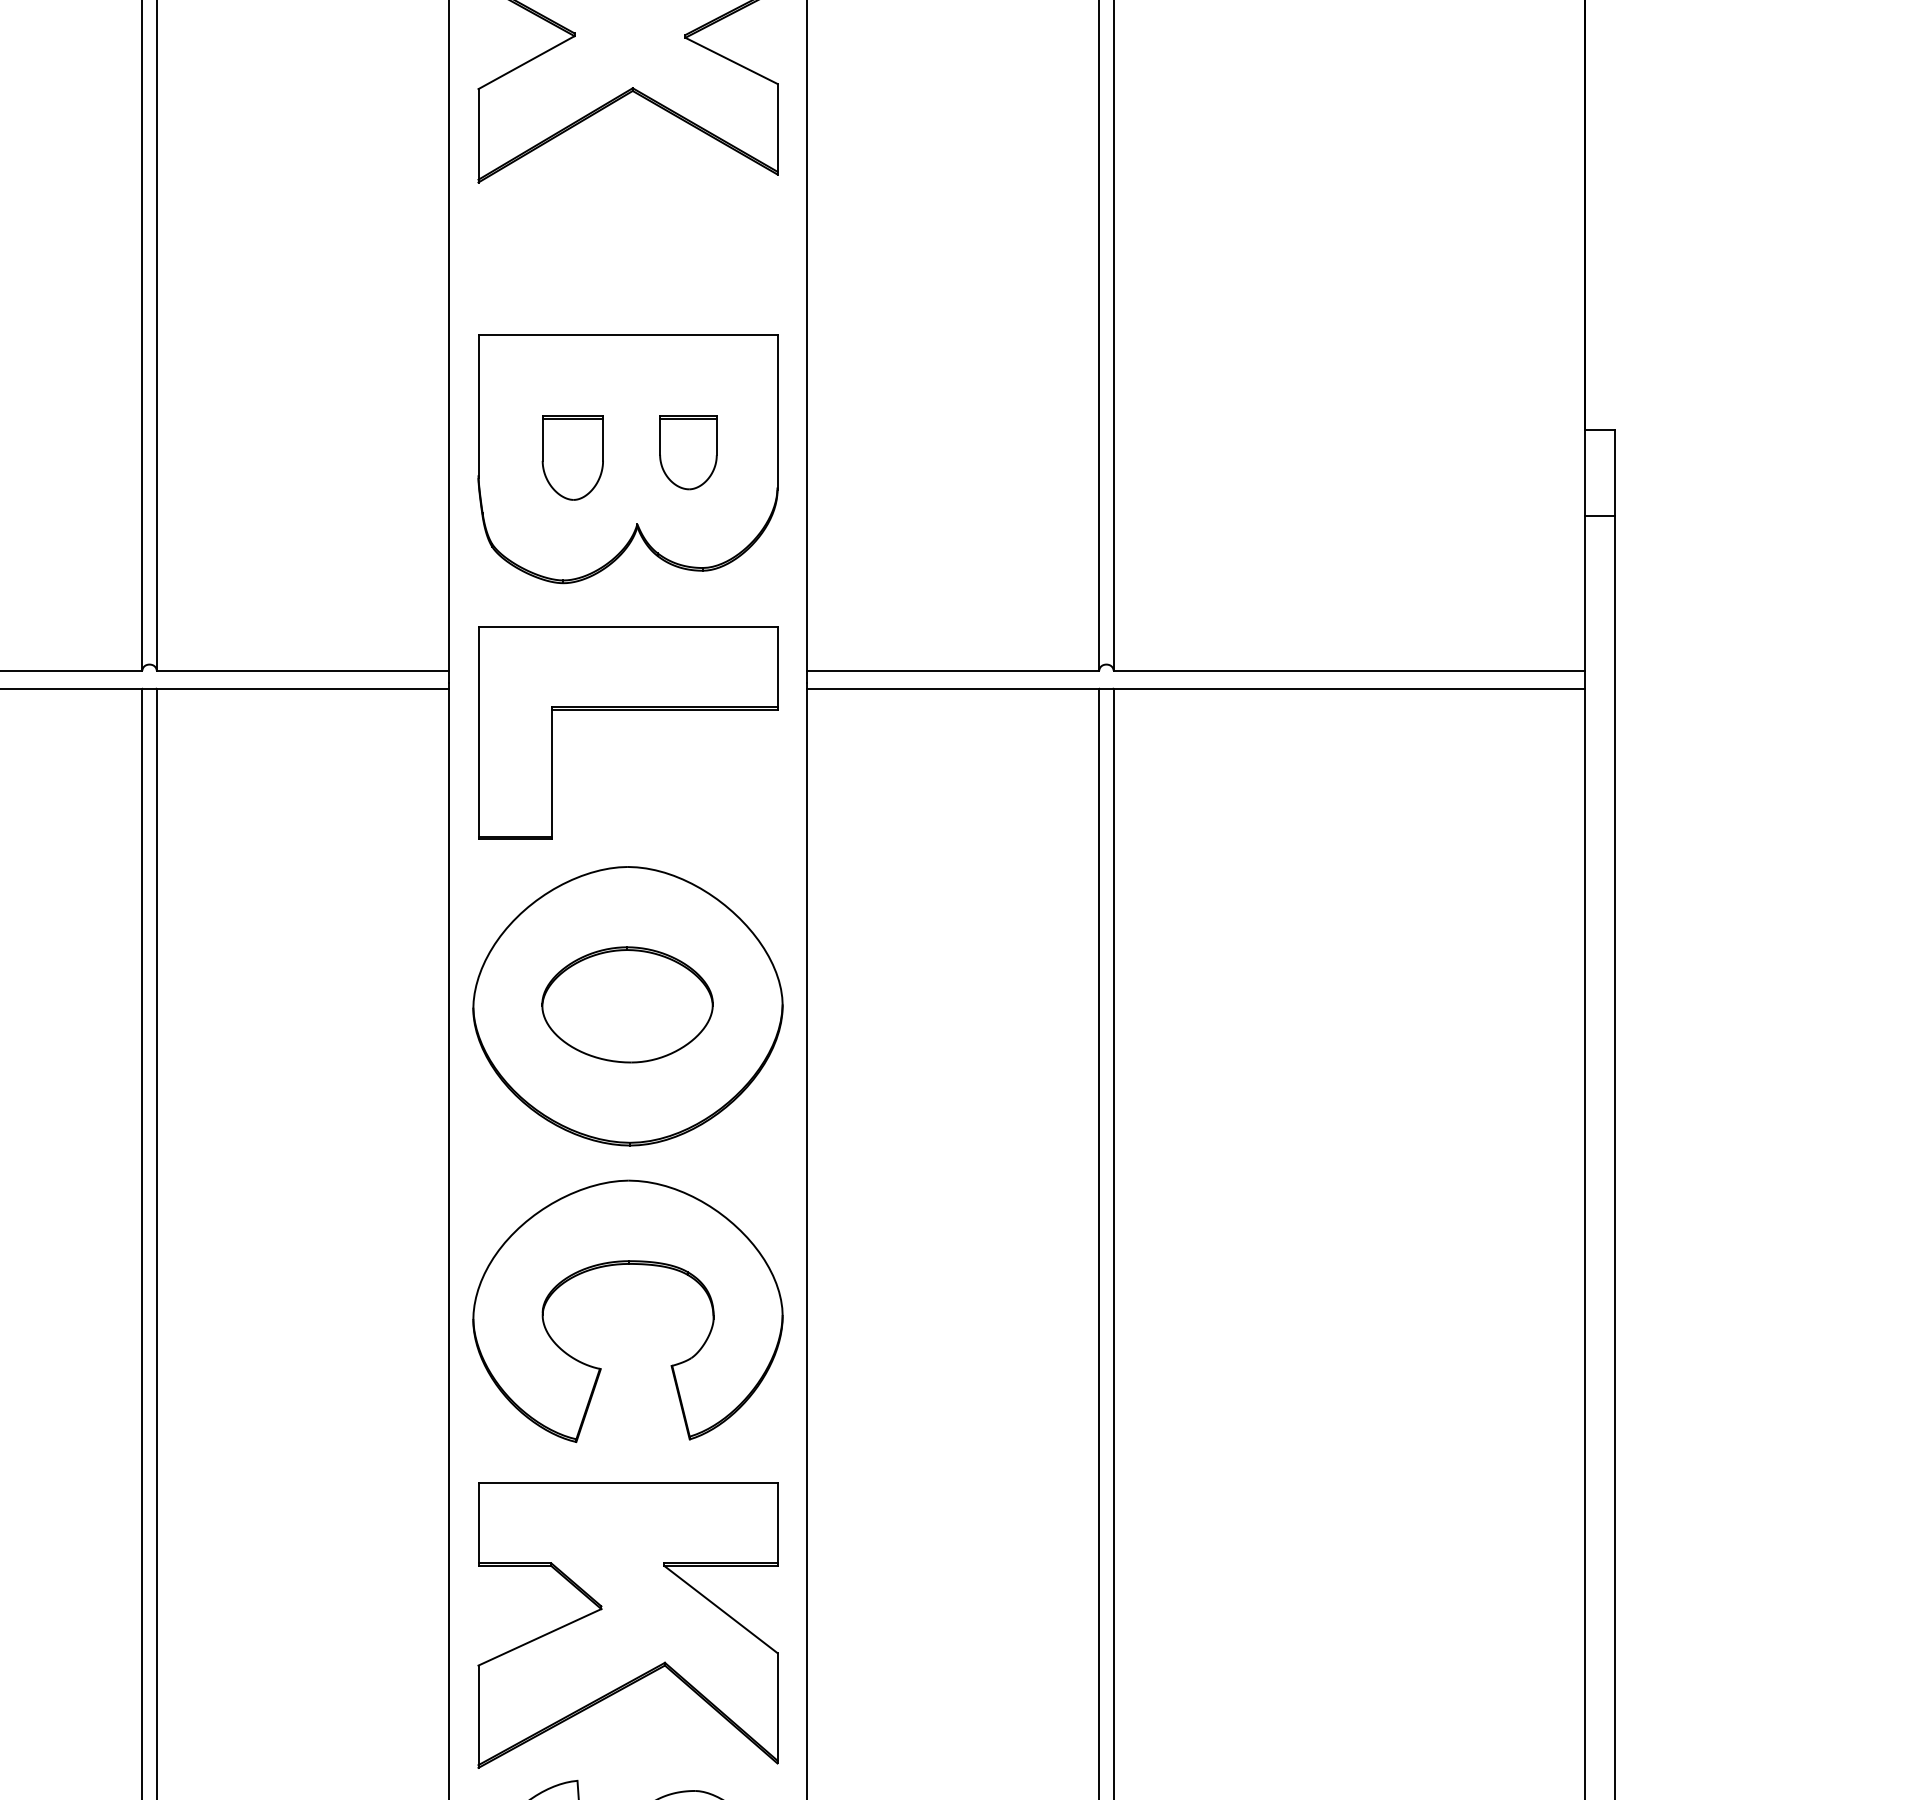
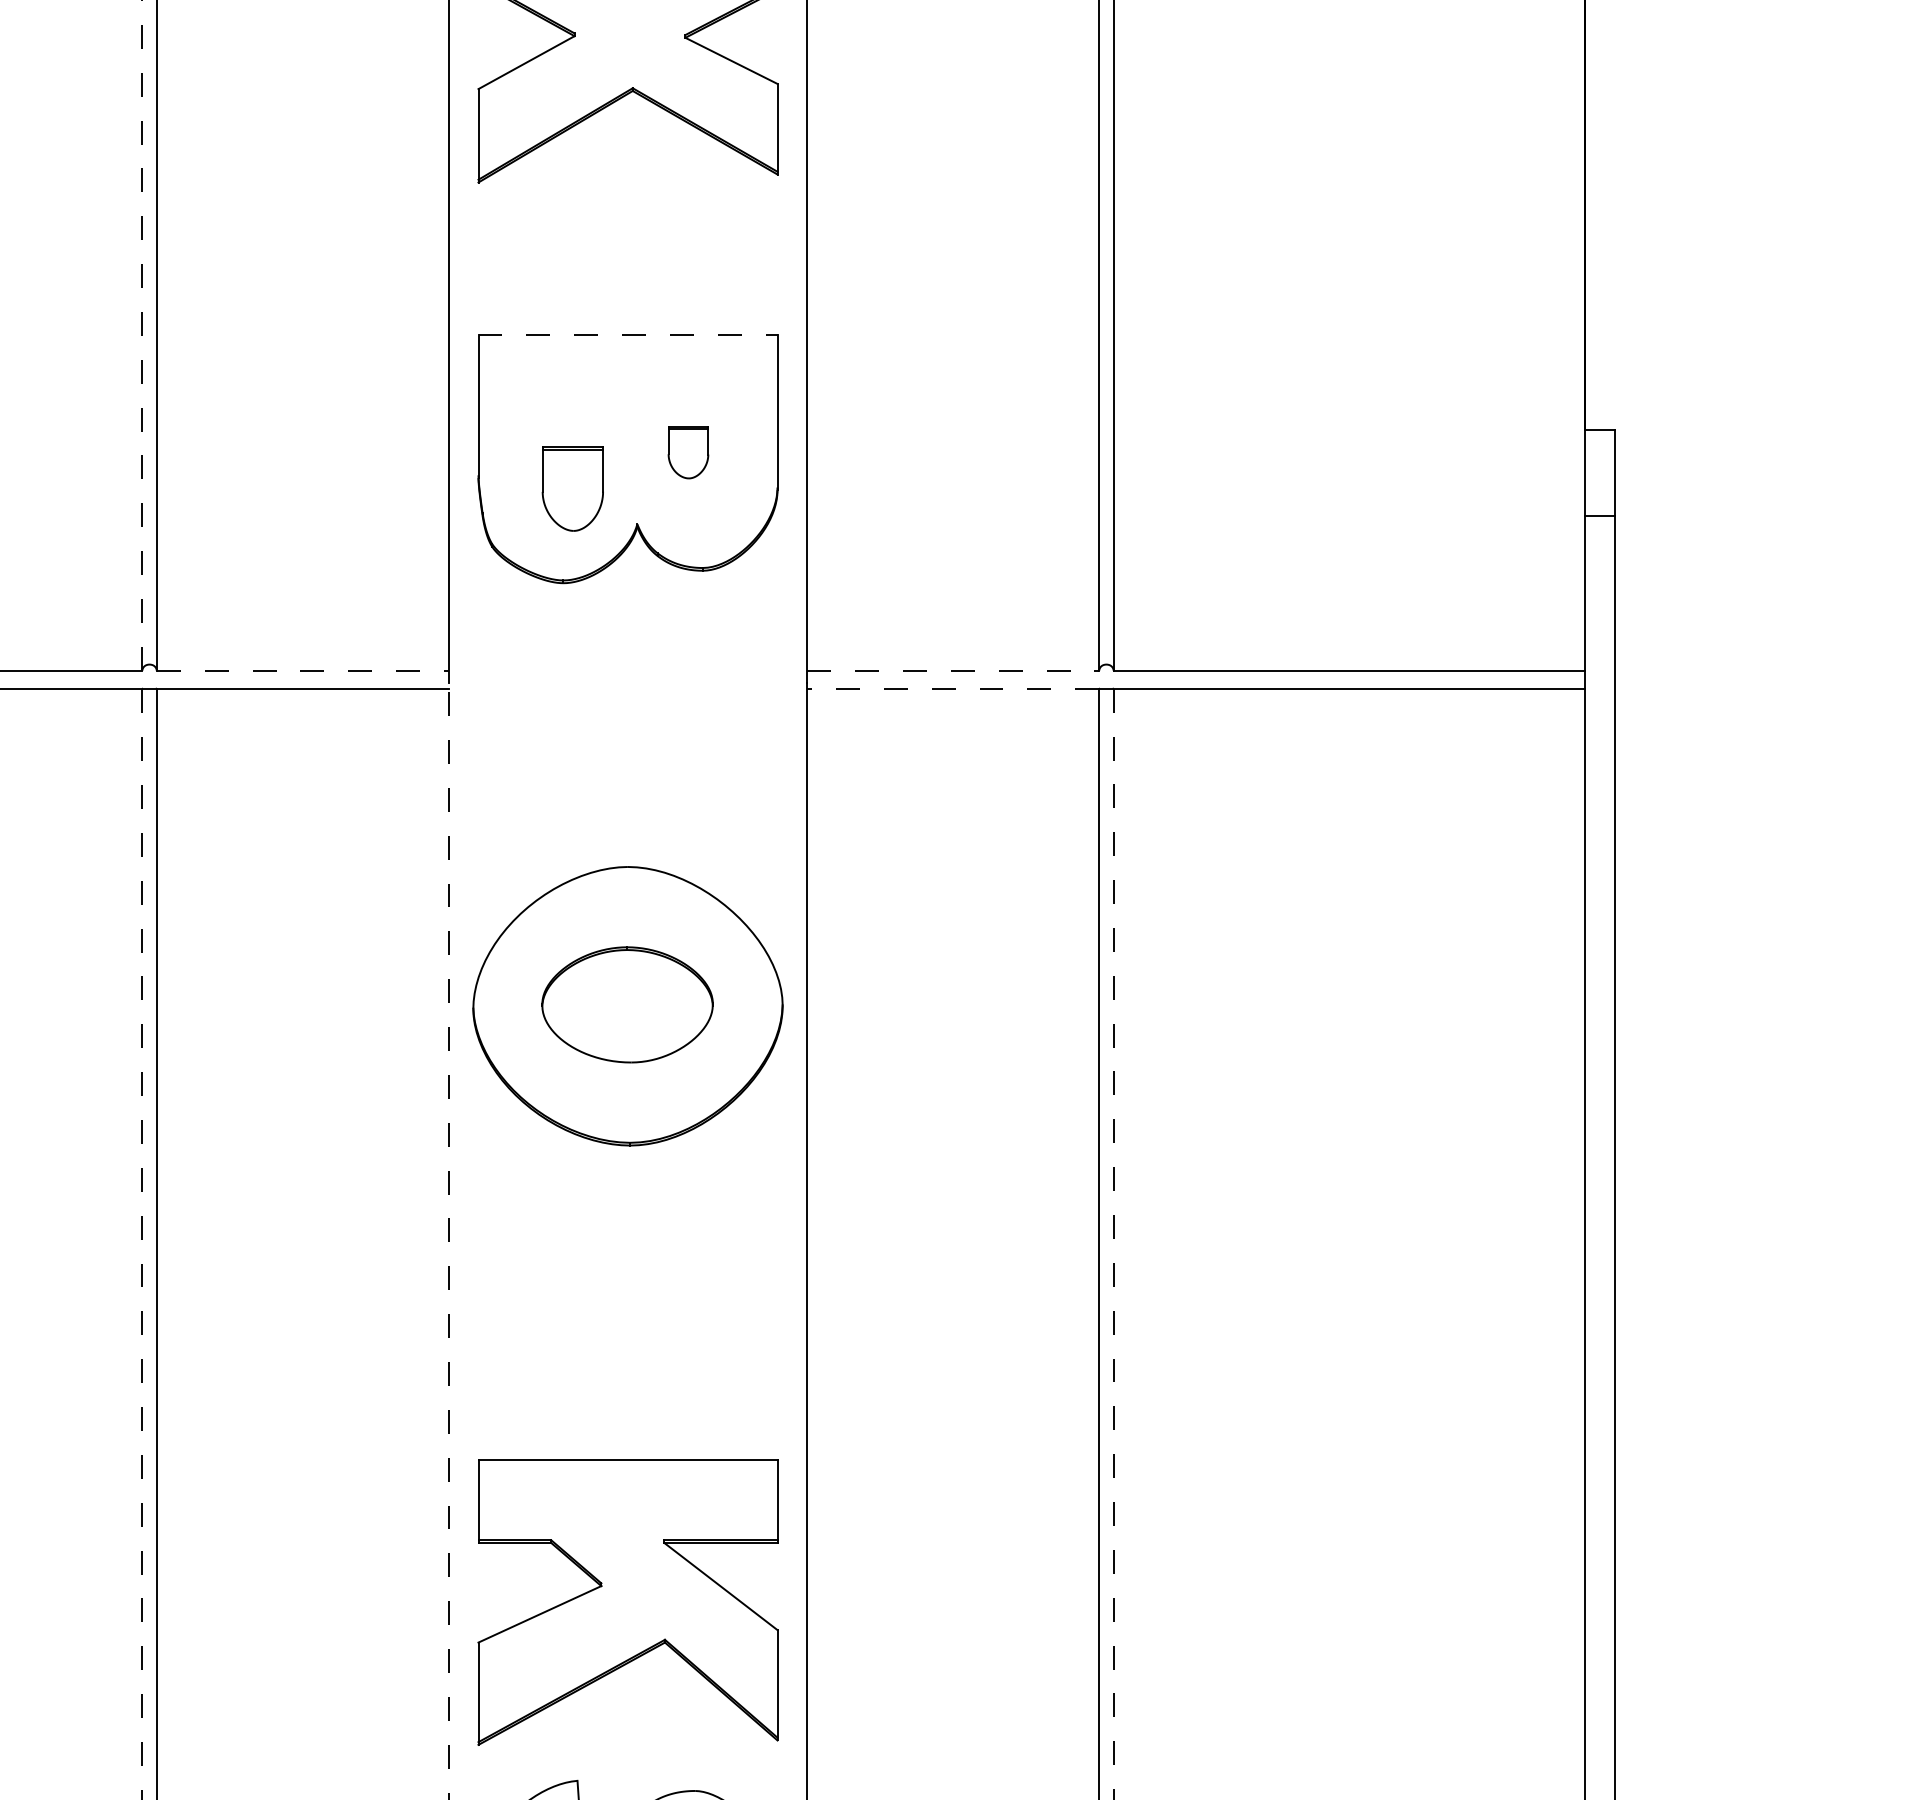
line: solid -> dashed (628, 334)
line: solid -> dashed (142, 335)
part size: 59x76 px -> 43x54 px (688, 452)
part position: (572, 457) -> (572, 488) (572, 488)
line: solid -> dashed (302, 670)
line: solid -> dashed (953, 670)
line: solid -> dashed (953, 688)
part: present -> none (628, 710)
line: solid -> dashed (448, 1240)
line: solid -> dashed (142, 1243)
line: solid -> dashed (1113, 1244)
part: present -> none (621, 1265)
part position: (627, 1625) -> (627, 1602) (627, 1602)
